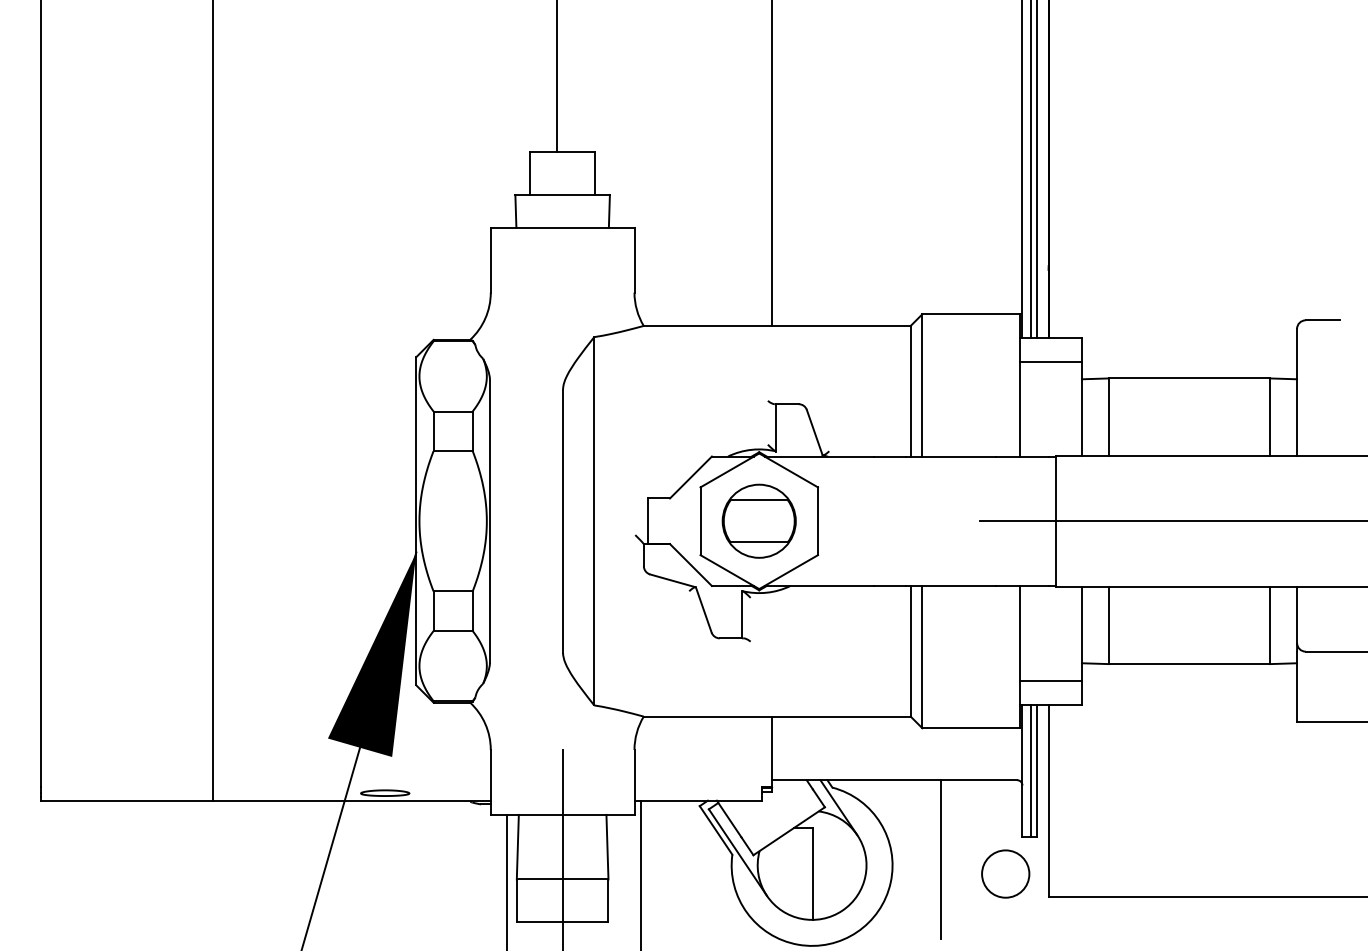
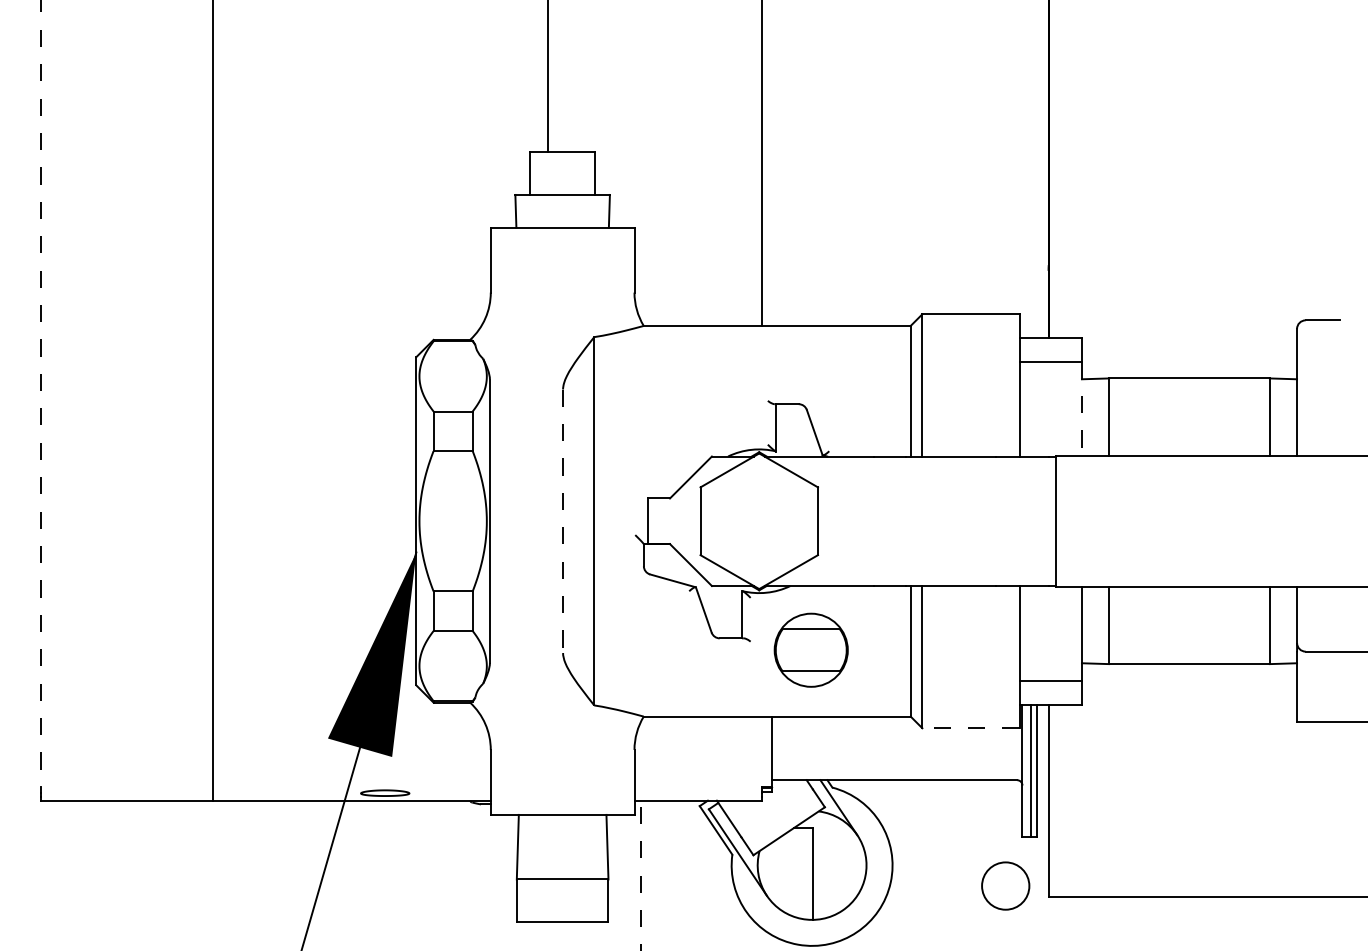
line position: (557, 76) -> (548, 76) (548, 76)
line position: (772, 163) -> (762, 163) (762, 163)
line: present -> none (1022, 170)
line: present -> none (1030, 170)
line: present -> none (1037, 170)
line: solid -> dashed (41, 393)
line: solid -> dashed (1081, 409)
part position: (758, 520) -> (810, 649) (810, 649)
line: solid -> dashed (563, 521)
line: present -> none (1172, 521)
line: solid -> dashed (970, 728)
line: present -> none (562, 848)
line: present -> none (941, 859)
circle position: (1005, 873) -> (1005, 885) (1005, 885)
line: solid -> dashed (641, 875)
line: present -> none (506, 880)
